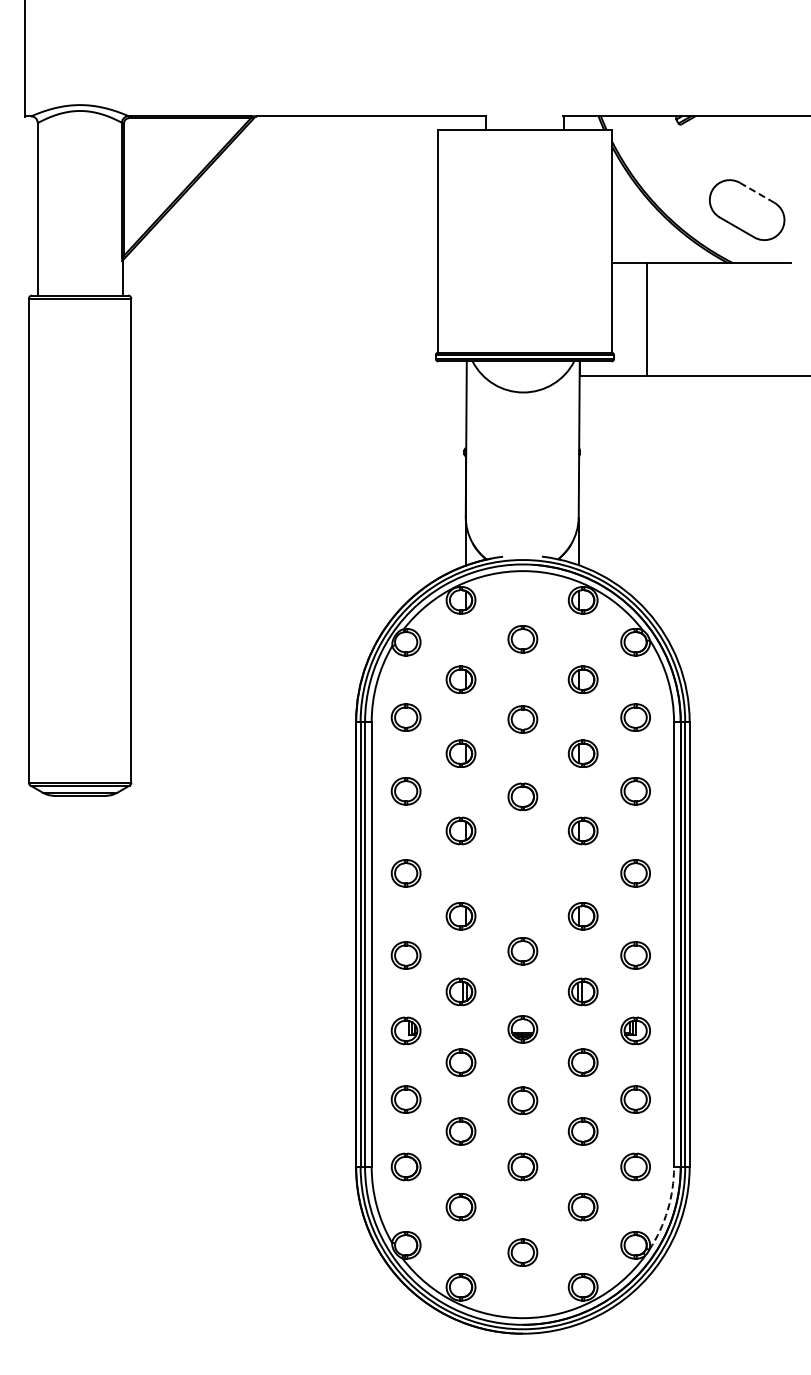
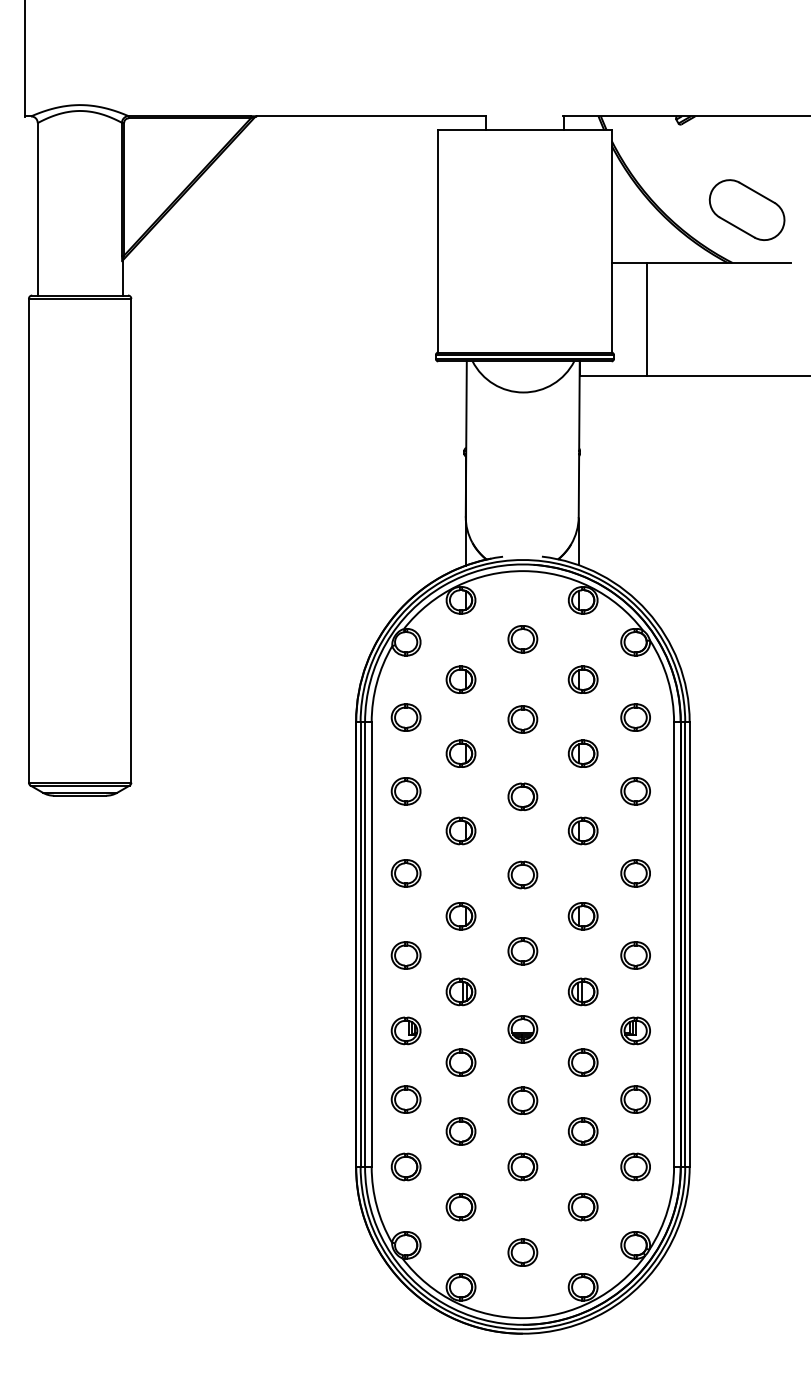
line: dashed -> solid (756, 192)
part: none -> present (522, 874)
arc: dashed -> solid (667, 1210)
